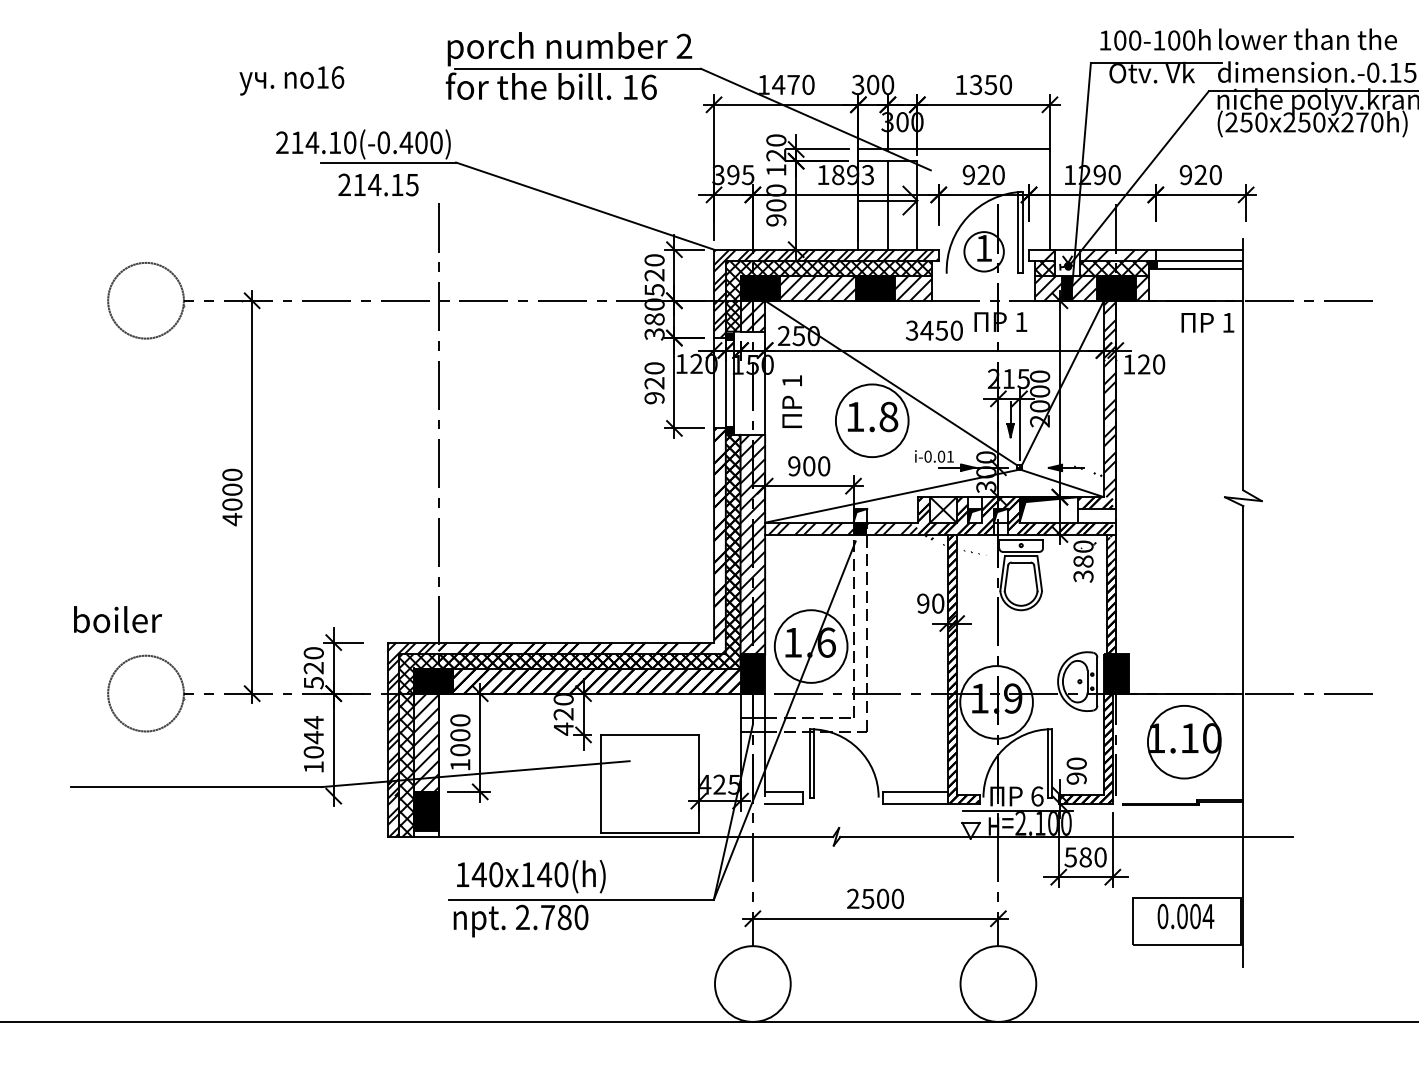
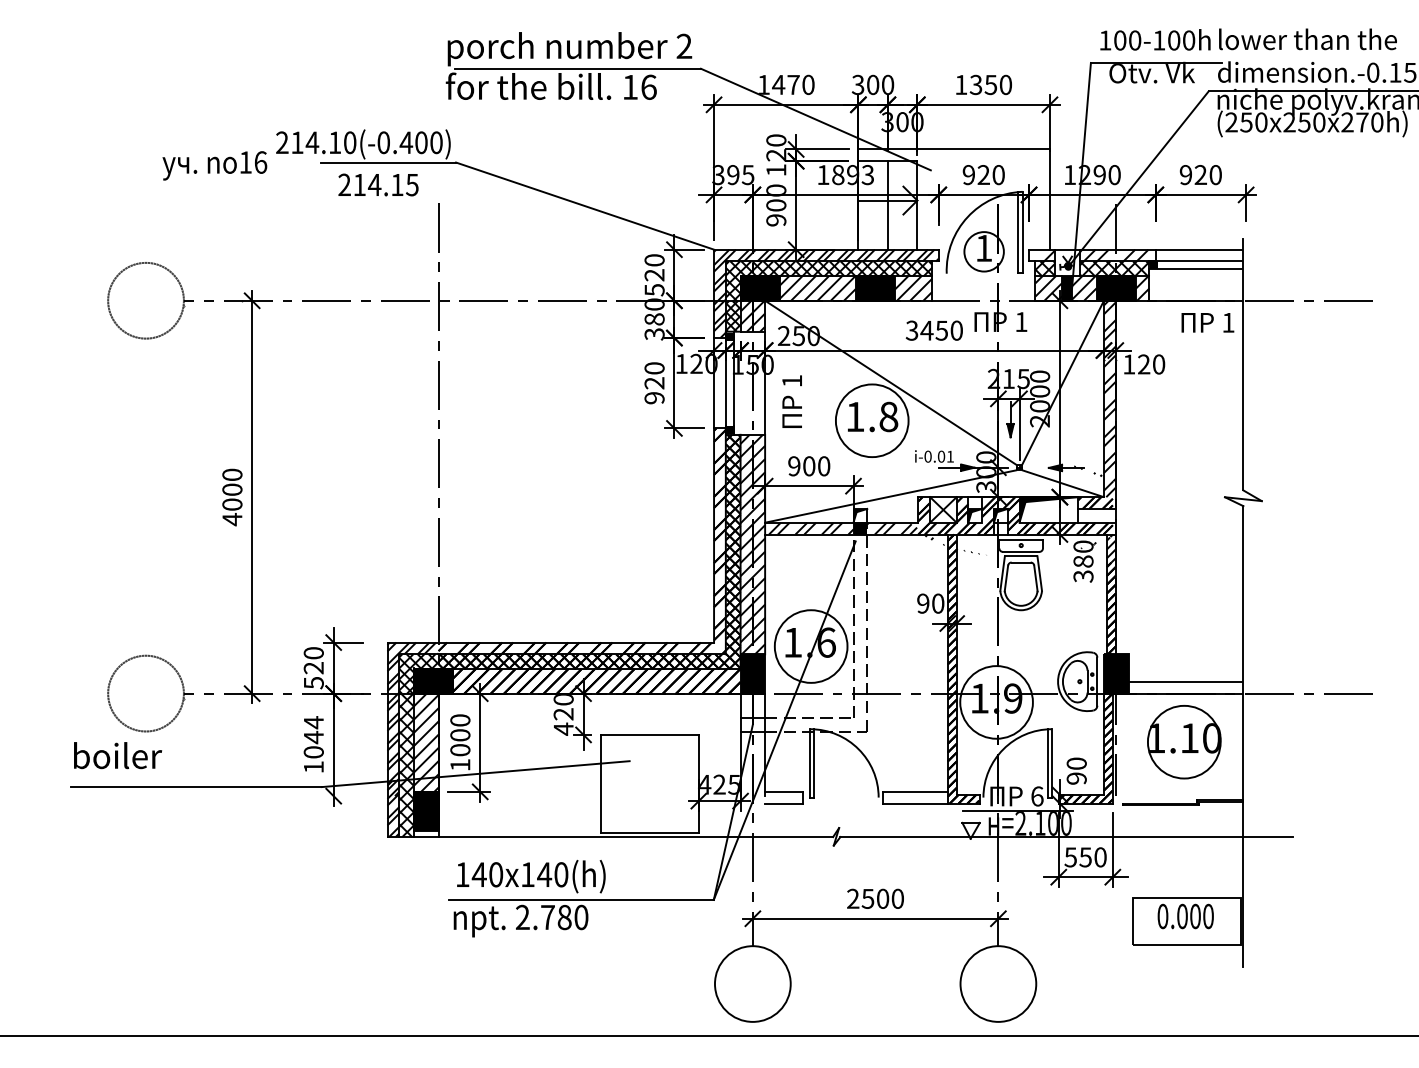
text position: (291, 80) -> (214, 165) (214, 165)
text position: (118, 619) -> (118, 755) (118, 755)
line: none -> present (1185, 681)
text: 580 -> 550 (1085, 857)
text: 0.004 -> 0.000 (1208, 916)
line position: (708, 1021) -> (708, 1035) (708, 1035)
